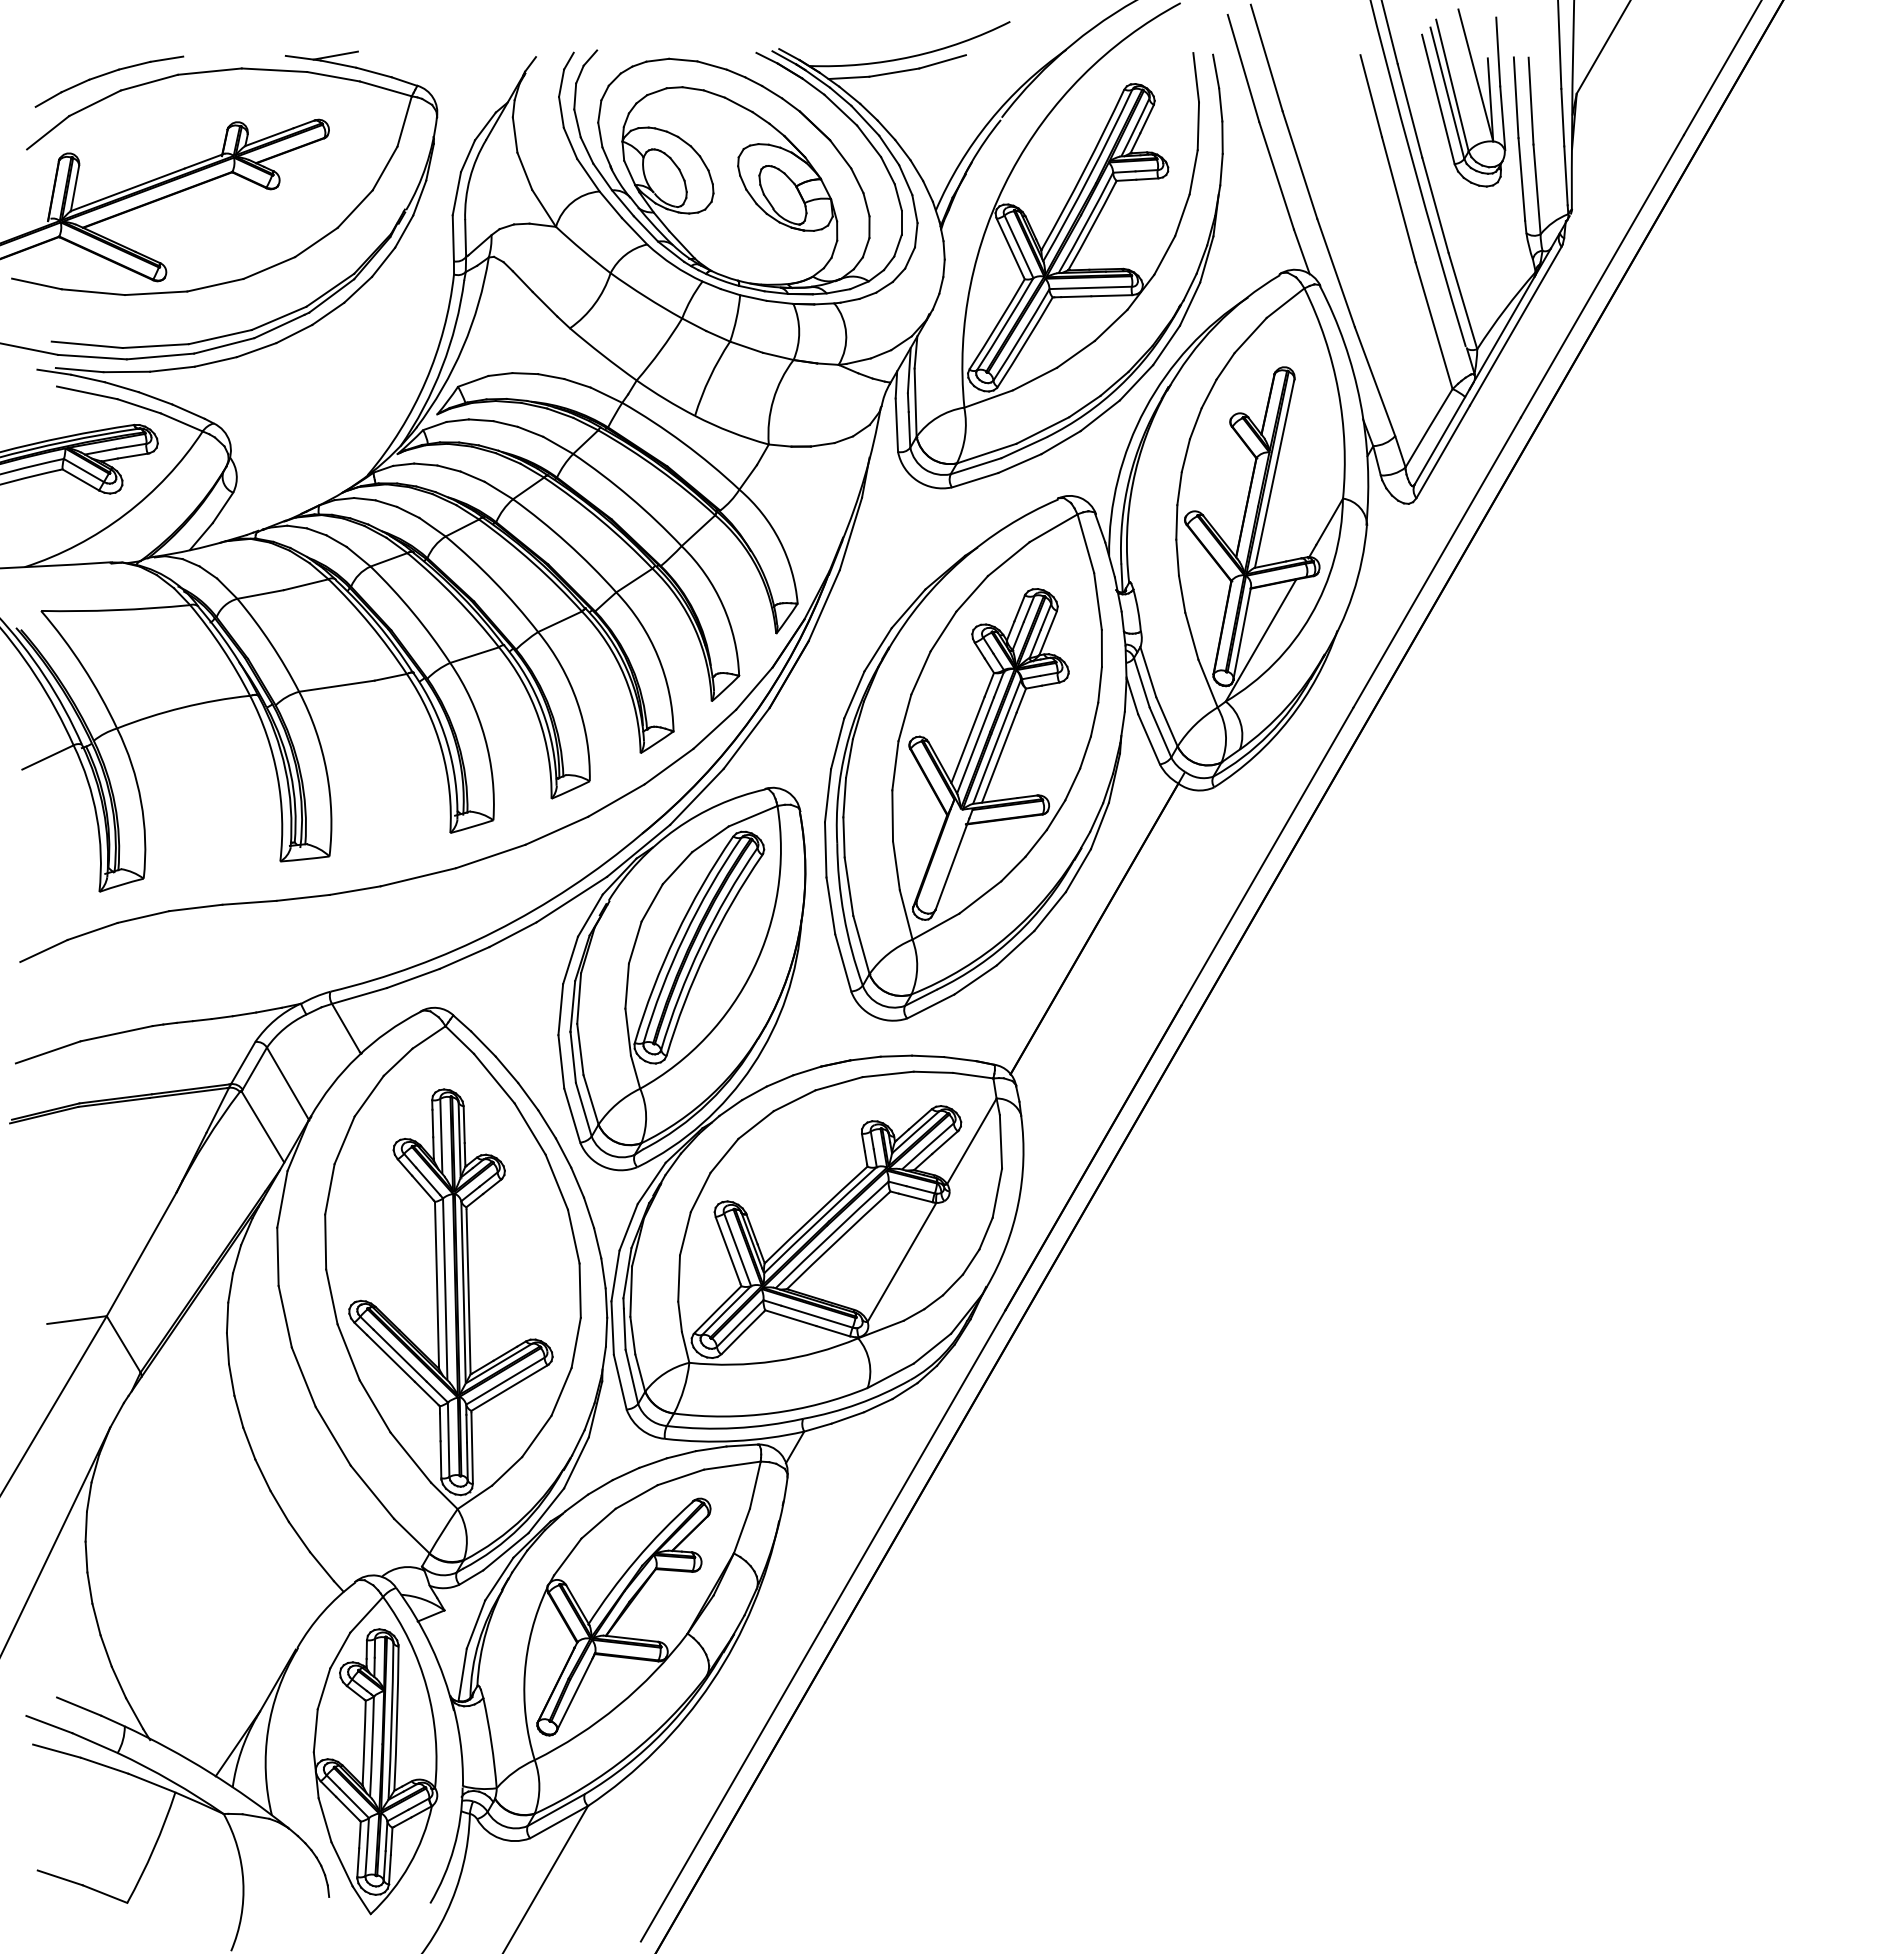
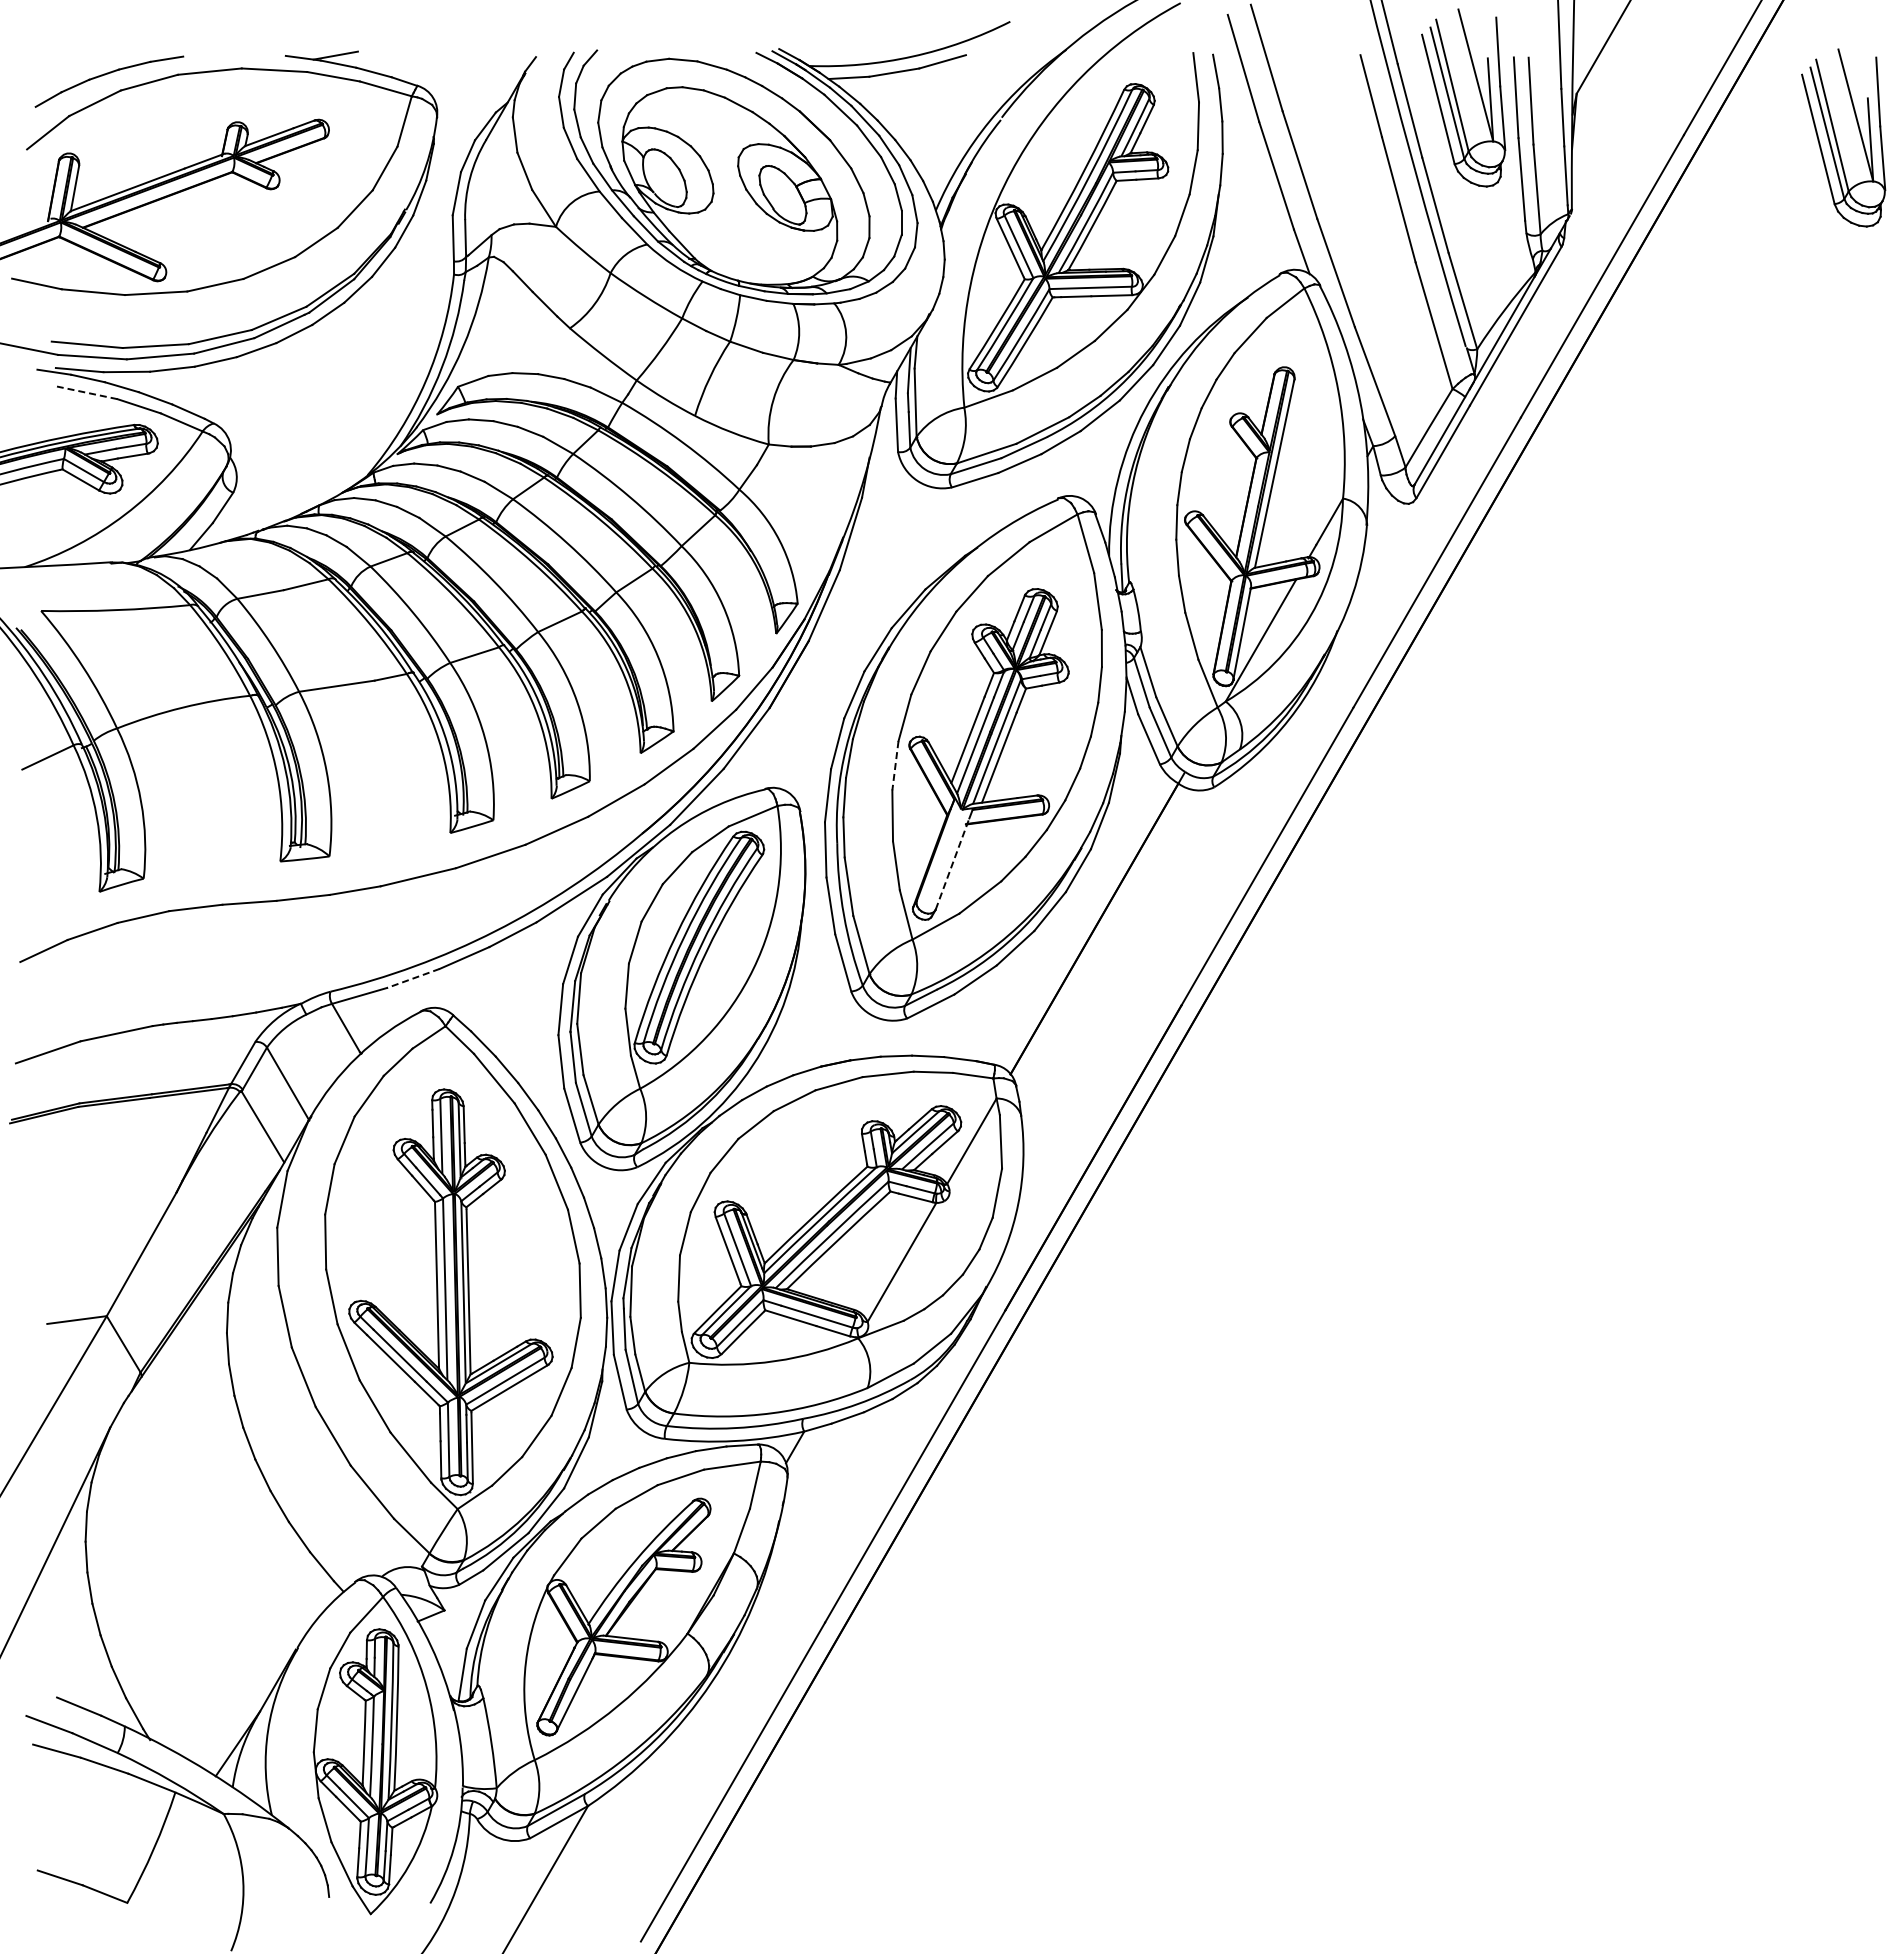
part: none -> present (1836, 137)
line: solid -> dashed (87, 392)
line: solid -> dashed (895, 765)
line: solid -> dashed (952, 863)
line: solid -> dashed (412, 978)
